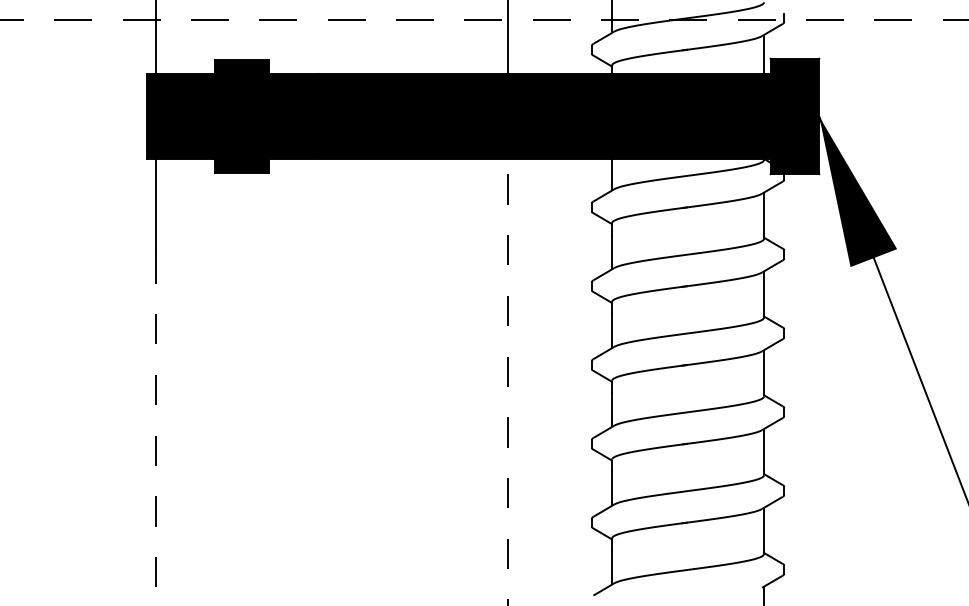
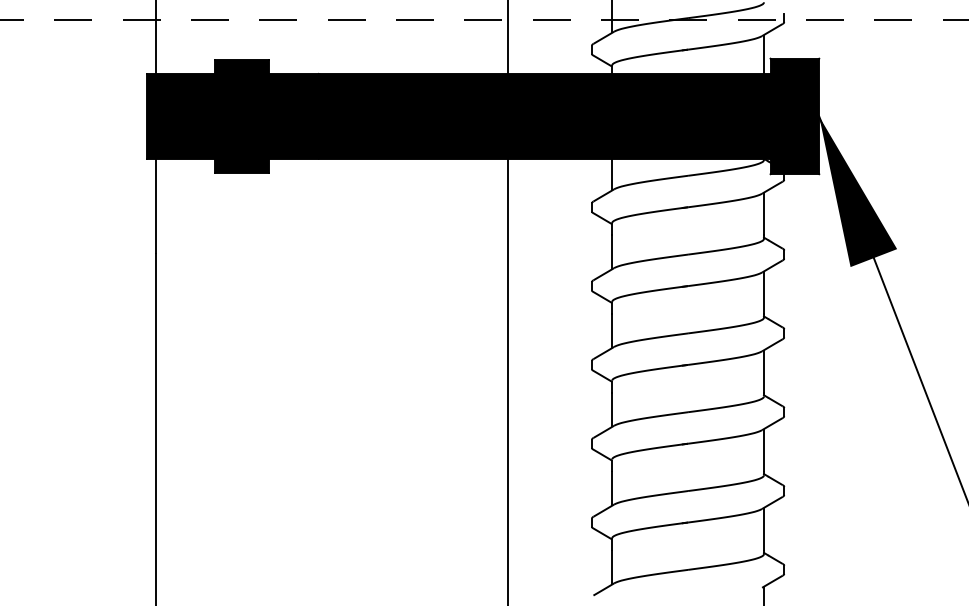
line: dashed -> solid (507, 374)
line: dashed -> solid (155, 430)
